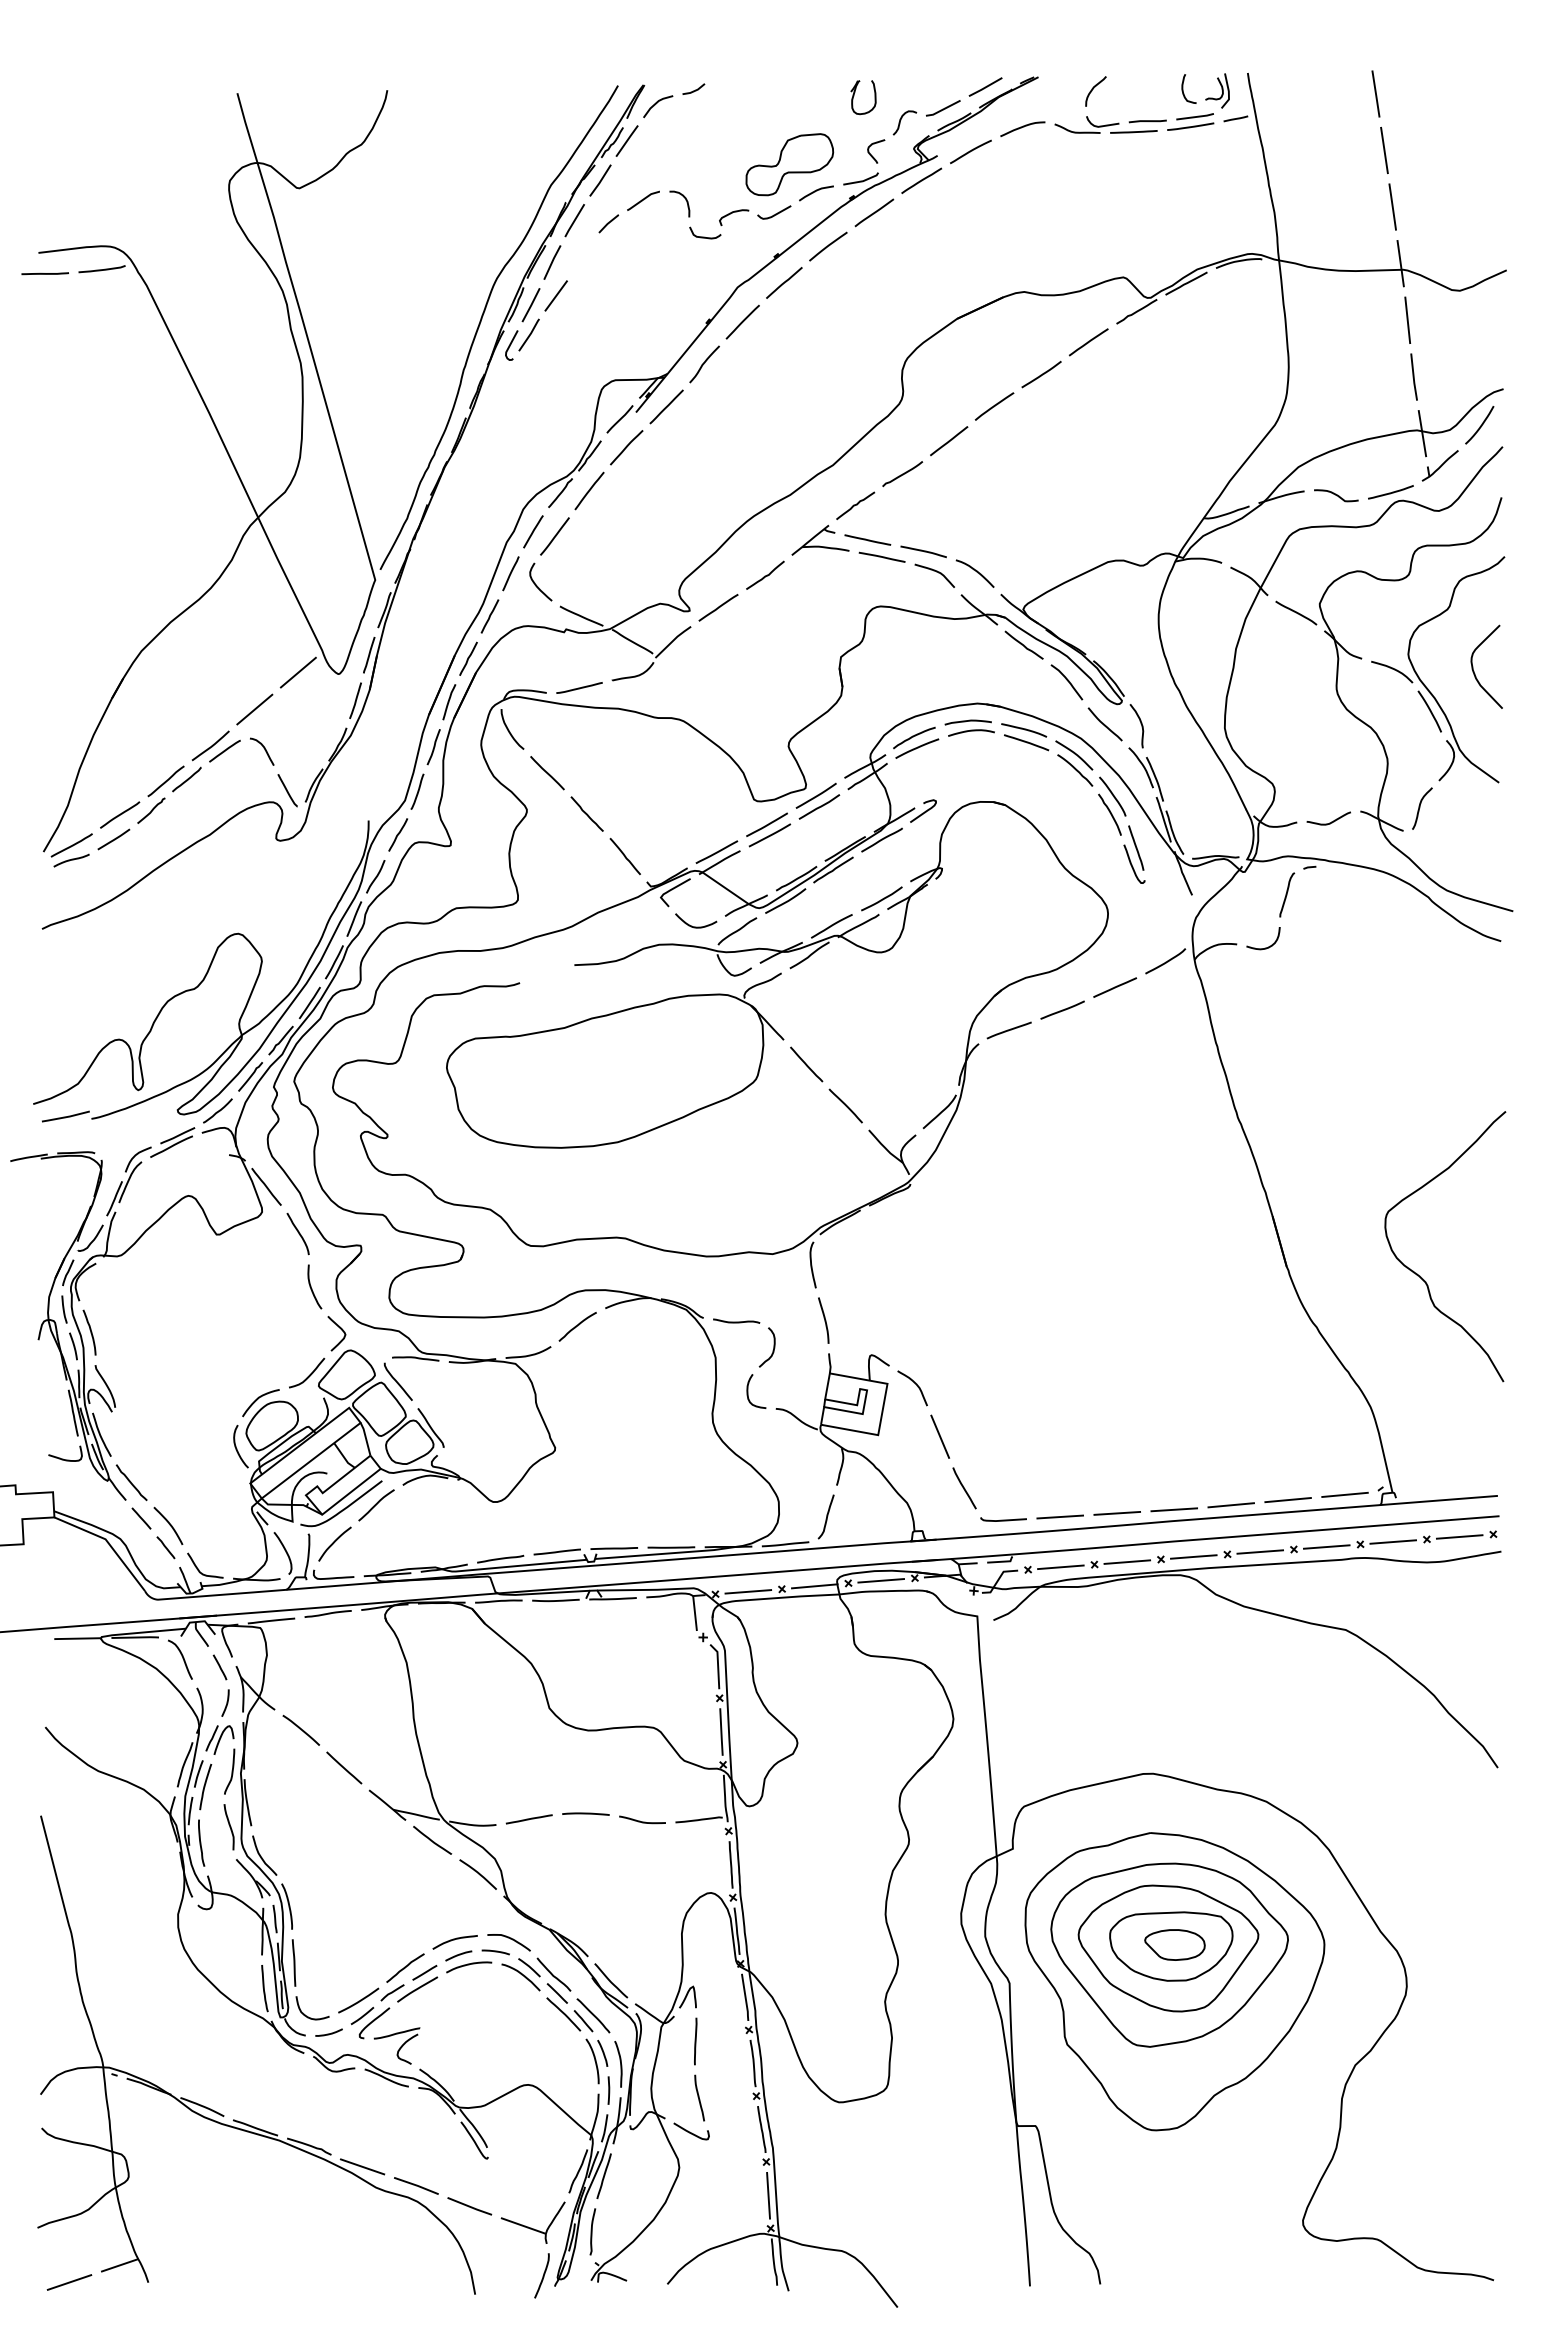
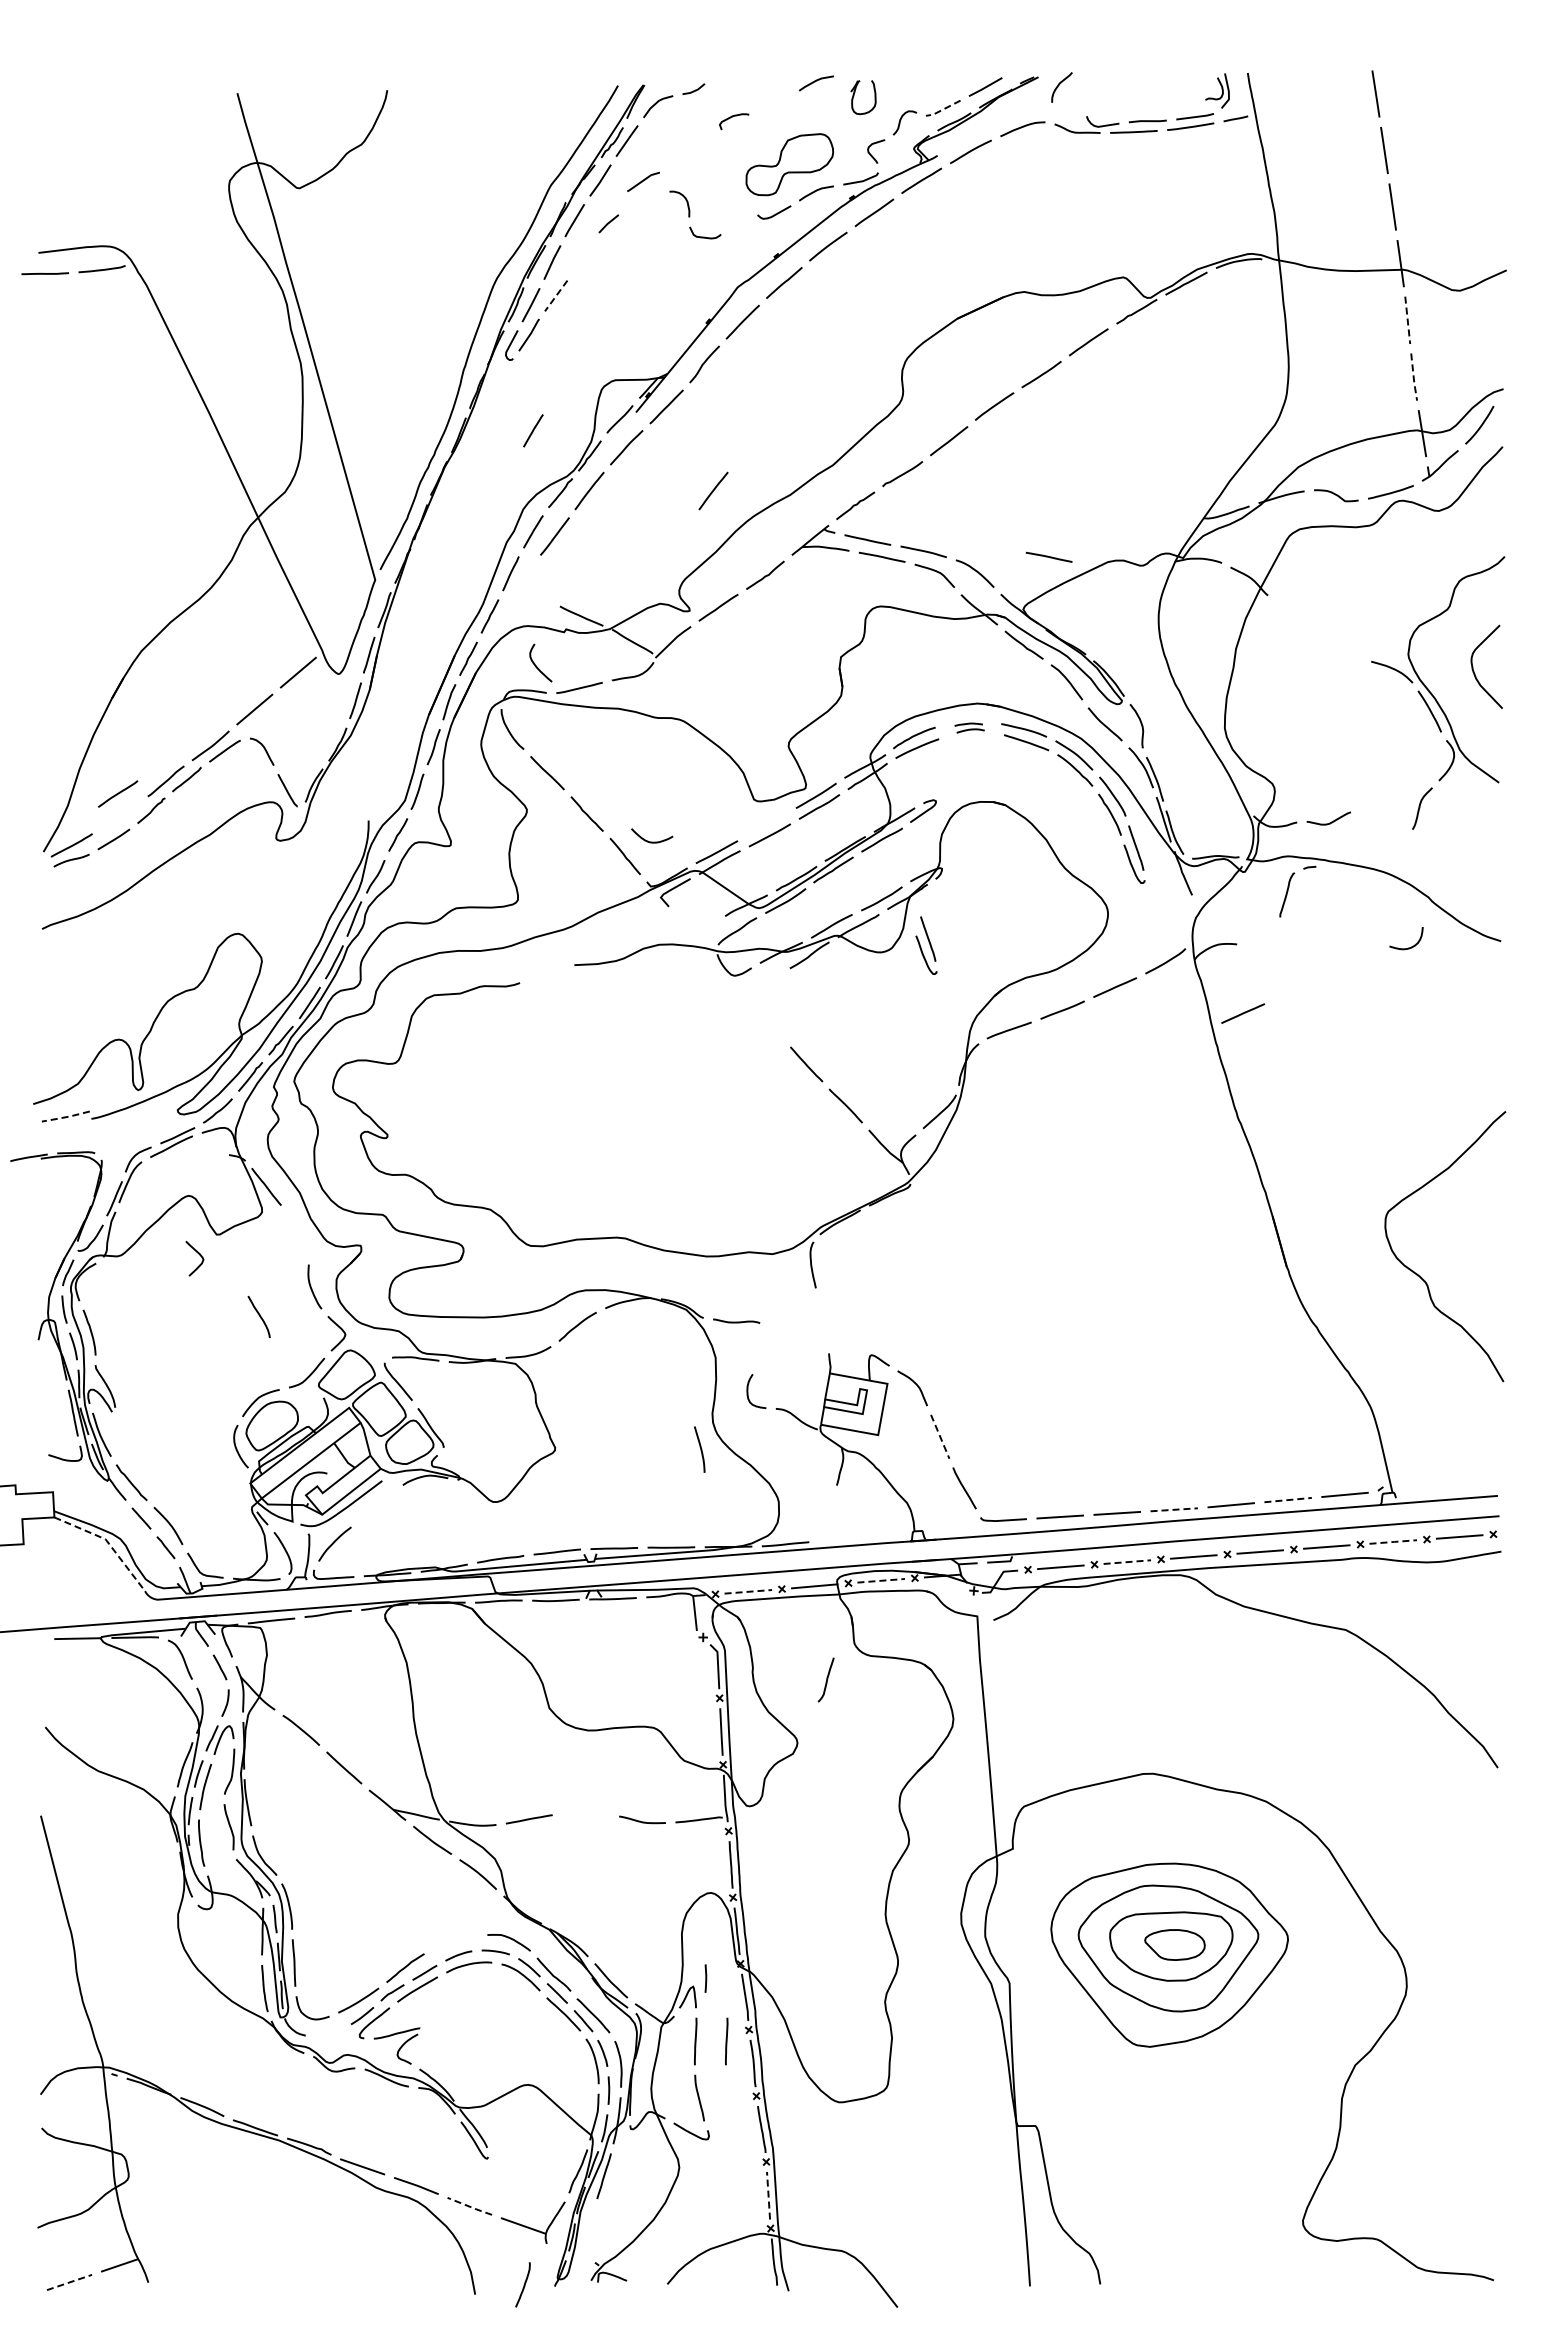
line: none -> present (815, 82)
curve: present -> none (1183, 88)
curve position: (1093, 89) -> (1059, 85) (1059, 85)
line: solid -> dashed (942, 109)
line position: (643, 200) -> (643, 181) (643, 181)
curve position: (732, 213) -> (732, 117) (732, 117)
line: solid -> dashed (555, 296)
line: solid -> dashed (1407, 320)
line: solid -> dashed (1413, 378)
line: none -> present (533, 430)
line: none -> present (713, 490)
line: none -> present (1048, 556)
curve position: (536, 584) -> (536, 665) (536, 665)
part: present -> none (1371, 726)
part size: 51x18 px -> 31x12 px (969, 727)
line position: (120, 814) -> (118, 793) (118, 793)
line: present -> none (766, 824)
curve position: (696, 926) -> (652, 841) (652, 841)
part: none -> present (926, 945)
curve position: (1265, 947) -> (1408, 947) (1408, 947)
line: none -> present (1243, 1013)
part: present -> none (615, 1060)
line: solid -> dashed (66, 1117)
curve position: (298, 1233) -> (259, 1316) (259, 1316)
curve: none -> present (198, 1254)
curve position: (824, 1320) -> (700, 1449) (700, 1449)
curve: present -> none (772, 1350)
line: solid -> dashed (940, 1436)
line: solid -> dashed (1288, 1500)
curve: present -> none (376, 1505)
line: solid -> dashed (1175, 1509)
curve position: (826, 1516) -> (826, 1679) (826, 1679)
line: solid -> dashed (1394, 1541)
line: solid -> dashed (108, 1543)
line: solid -> dashed (1127, 1562)
line: solid -> dashed (881, 1580)
line: solid -> dashed (748, 1591)
line: present -> none (585, 1813)
curve: present -> none (454, 1940)
line: none -> present (705, 1978)
part: present -> none (1174, 1981)
curve: present -> none (328, 2033)
line: none -> present (726, 2041)
line: solid -> dashed (768, 2195)
line: solid -> dashed (470, 2206)
curve: present -> none (592, 2231)
curve position: (542, 2275) -> (523, 2284) (523, 2284)
line: solid -> dashed (69, 2282)
